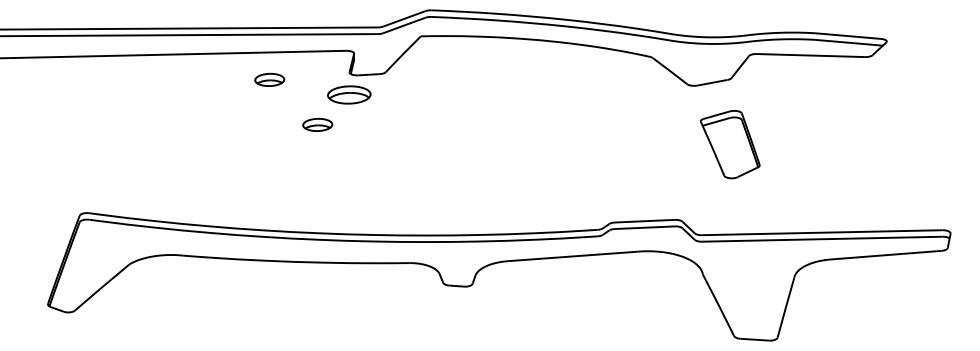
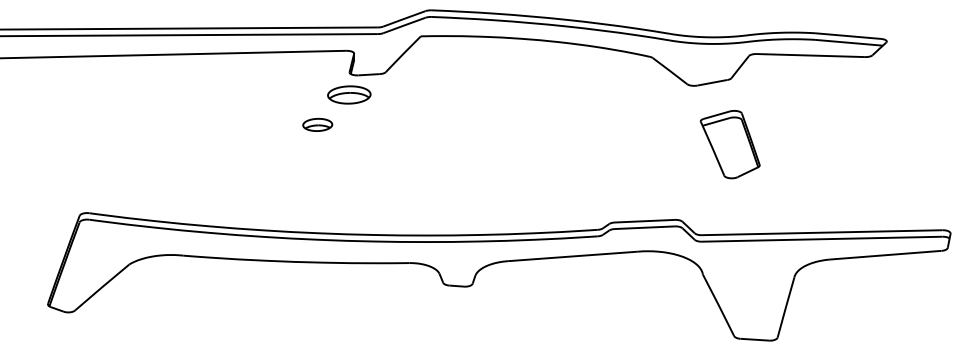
part: present -> none (269, 79)
